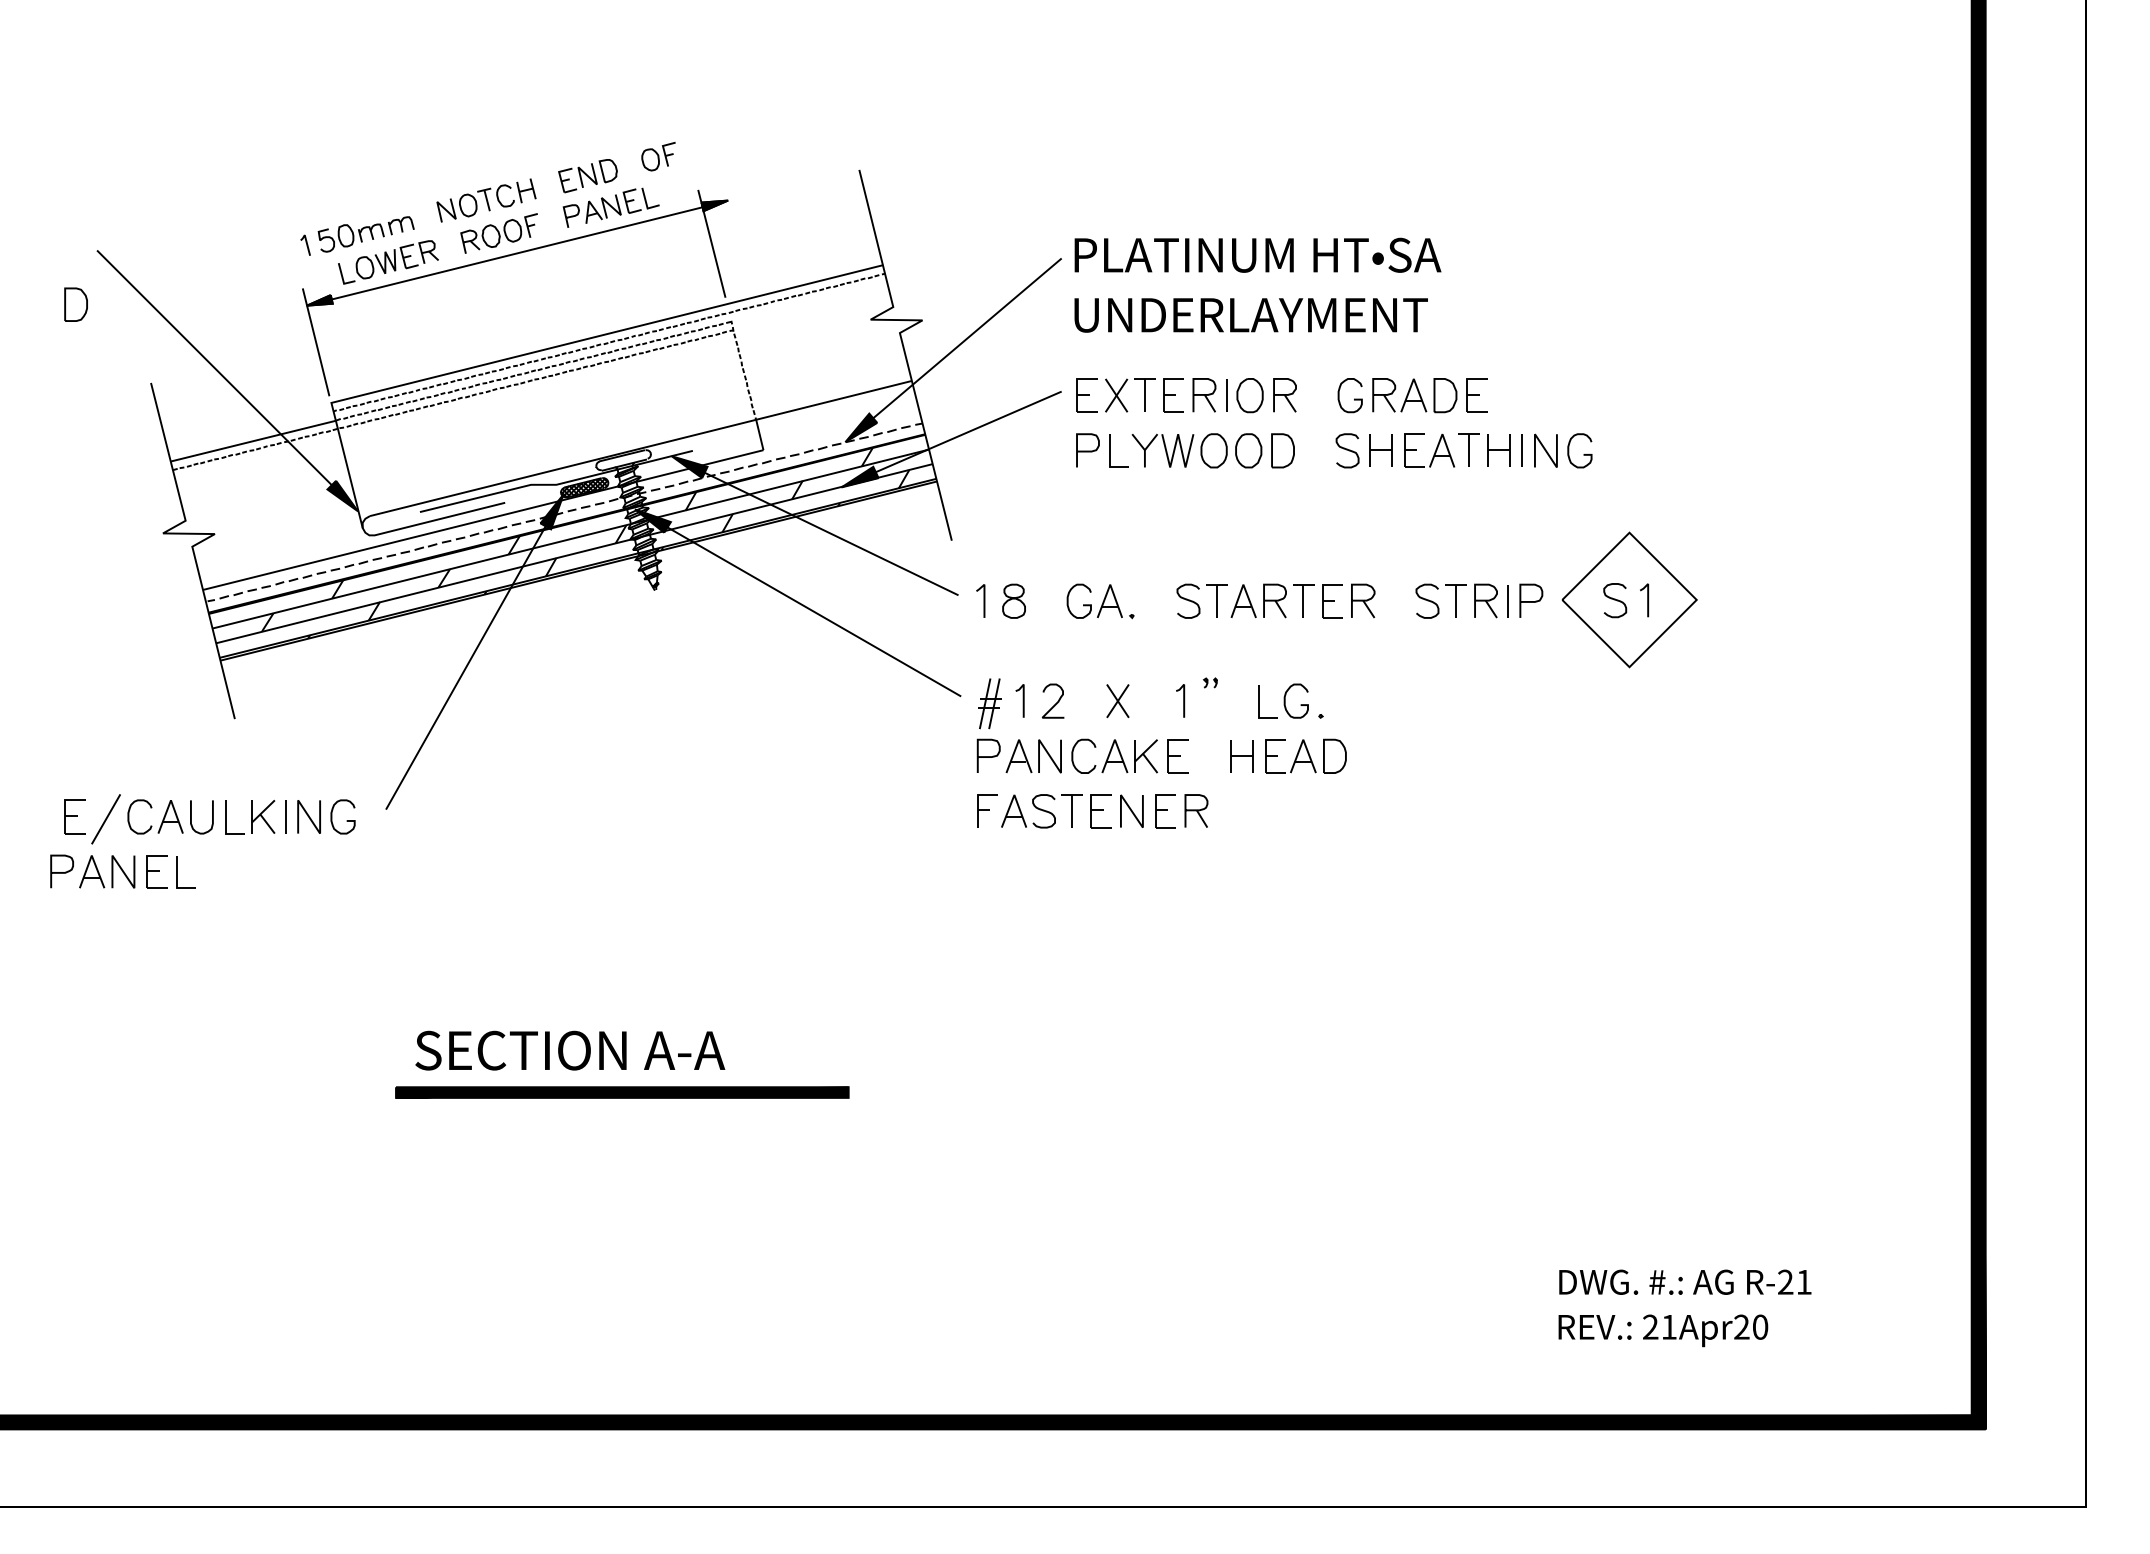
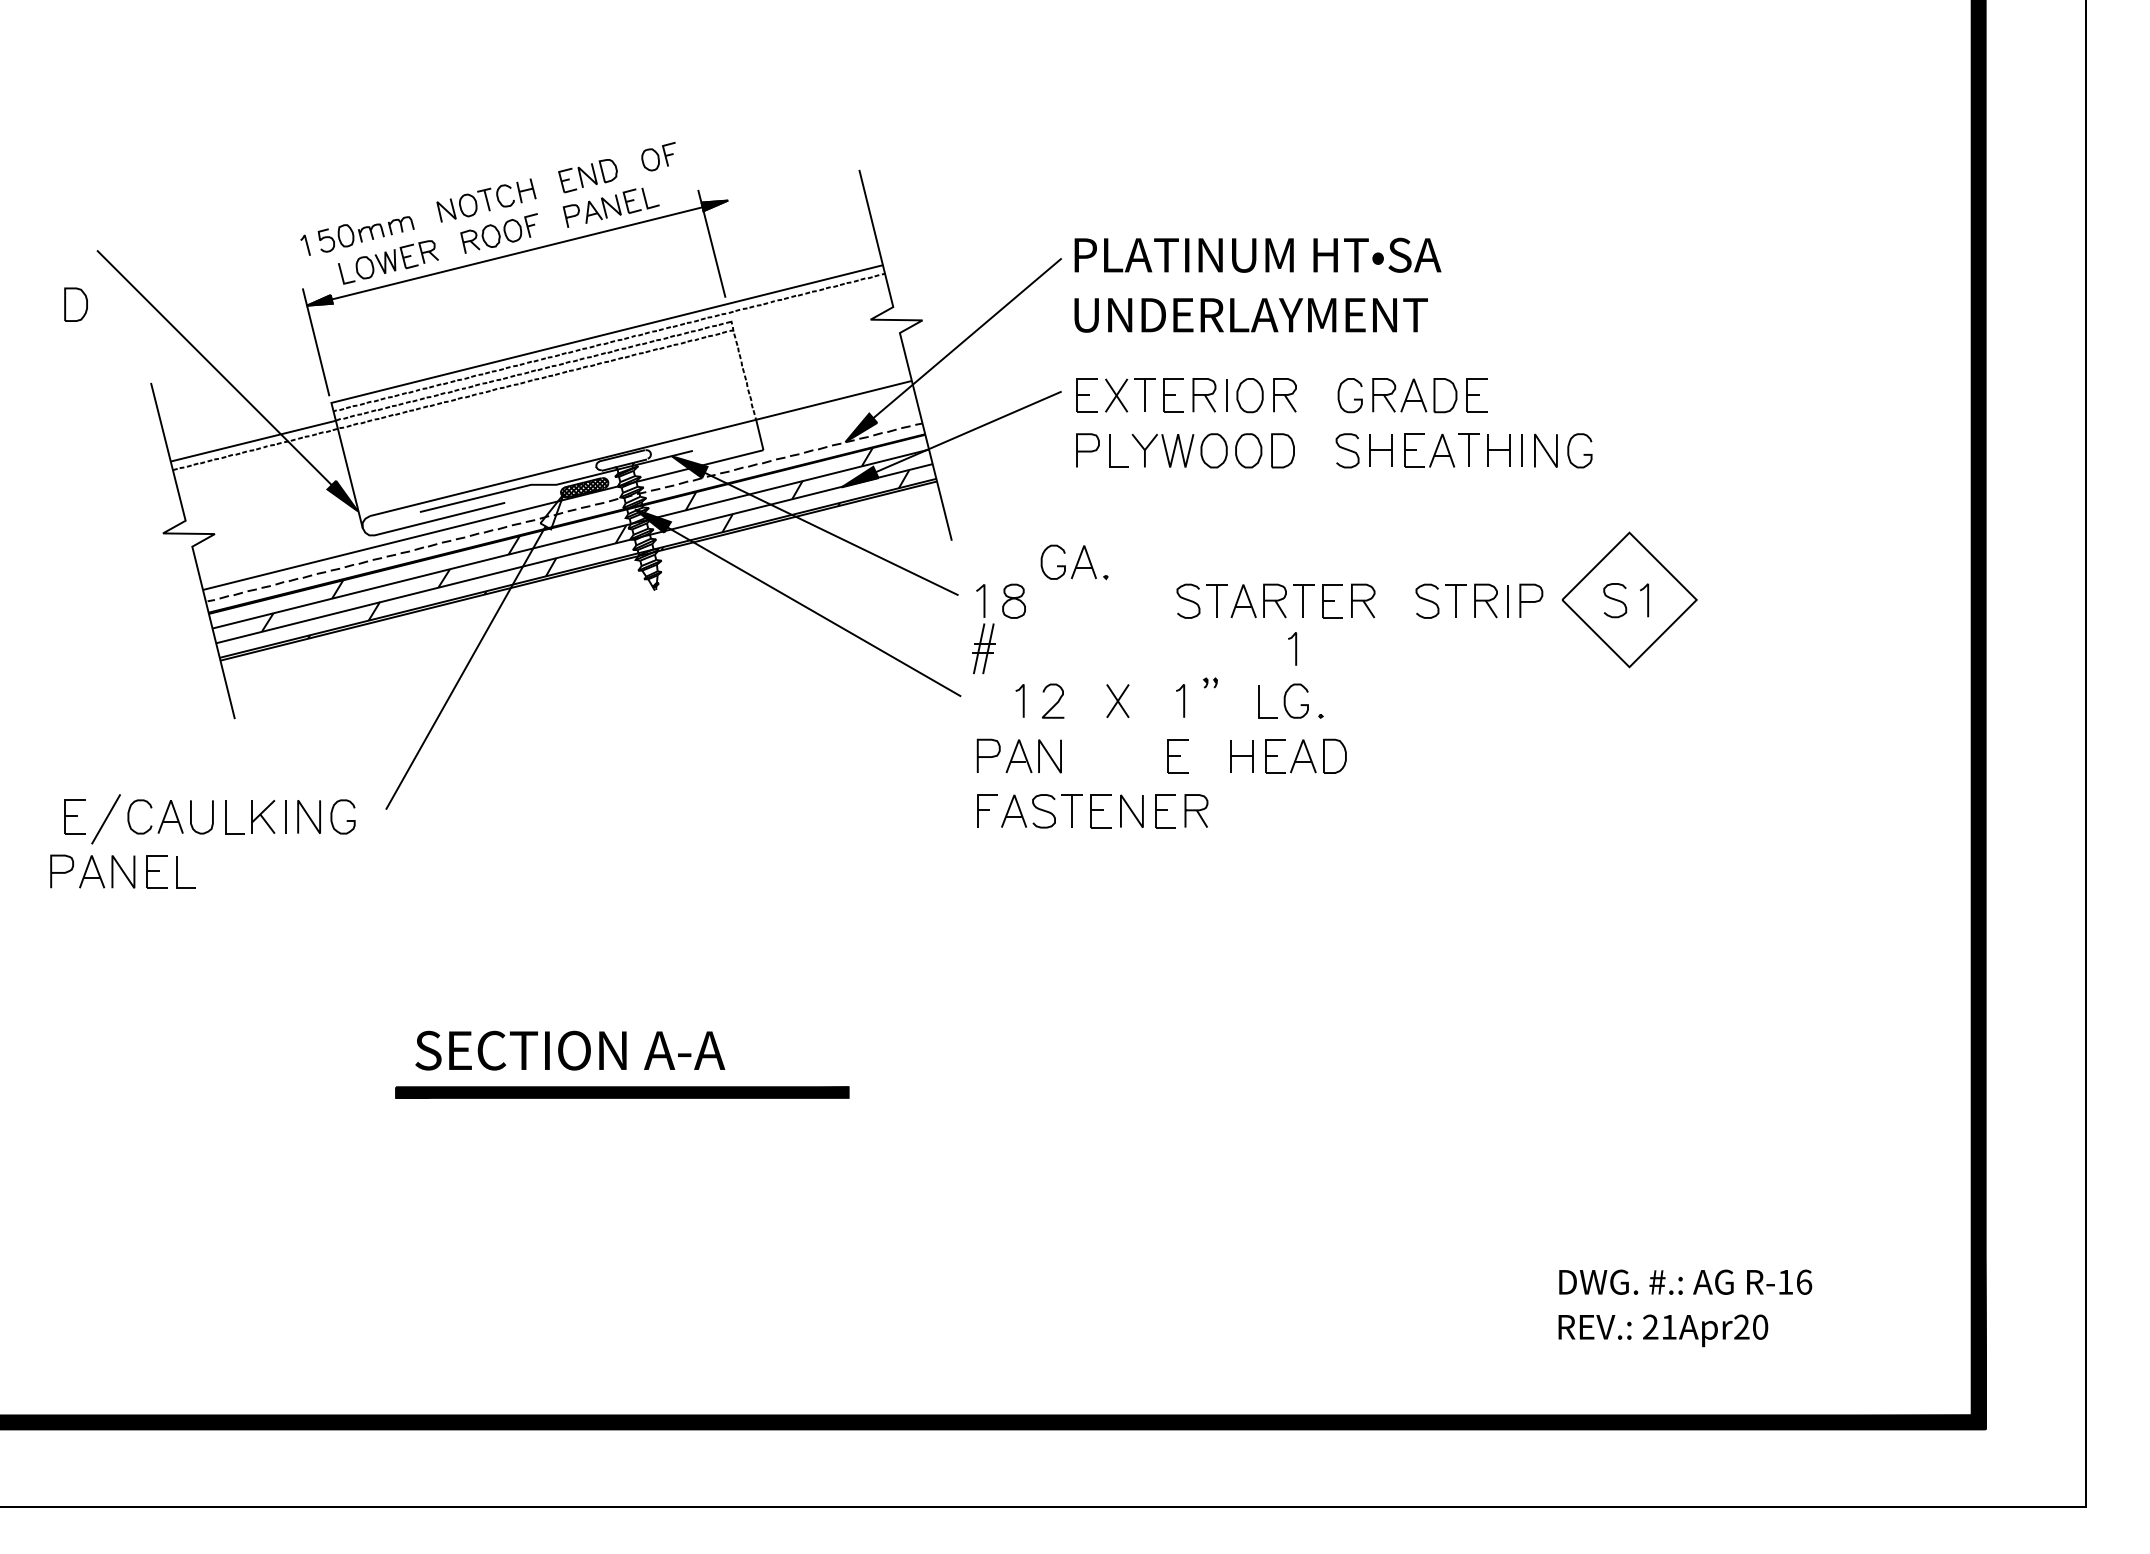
fill: present -> none (551, 511)
part position: (1100, 601) -> (1074, 562) (1074, 562)
line: none -> present (1295, 648)
part position: (989, 703) -> (983, 648) (983, 648)
part: present -> none (1114, 755)
text: R-21 -> R-16 (1795, 1281)
